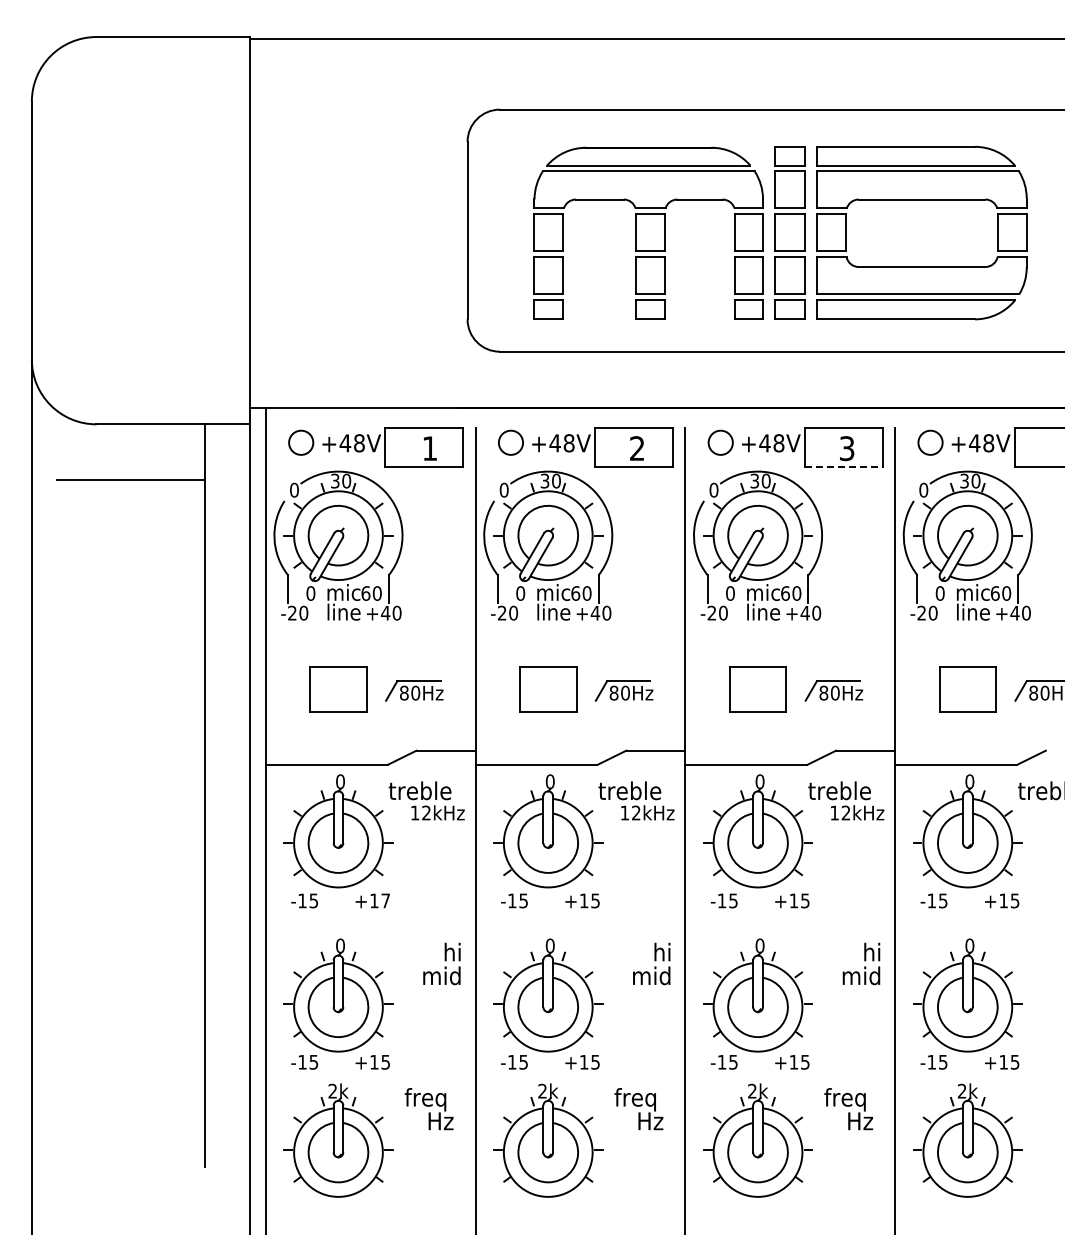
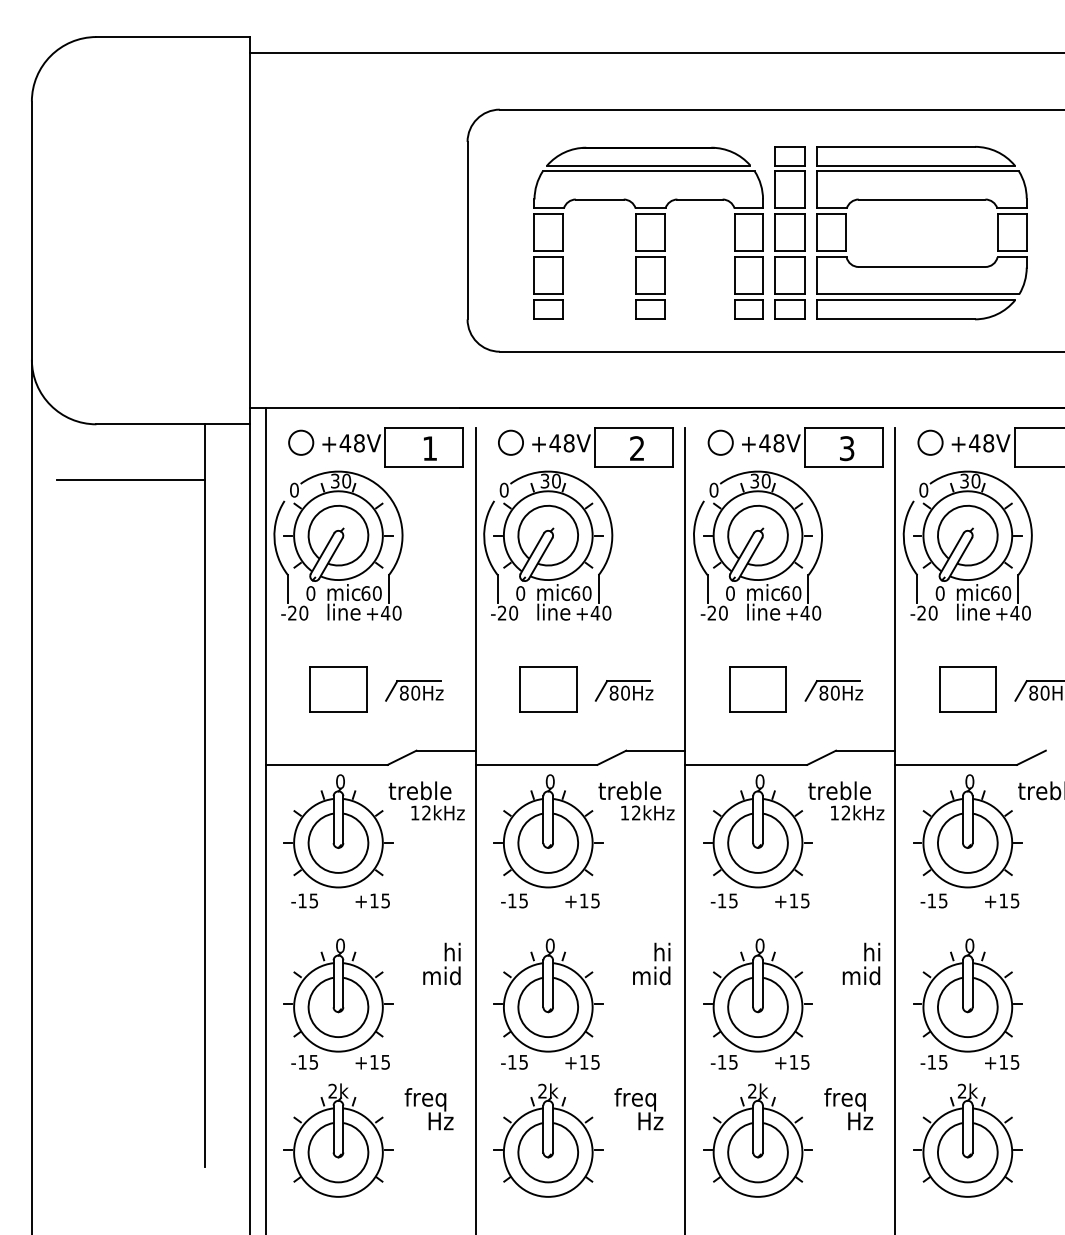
line position: (655, 39) -> (655, 53) (655, 53)
line: dashed -> solid (843, 467)
text: +17 -> +15 (385, 900)
